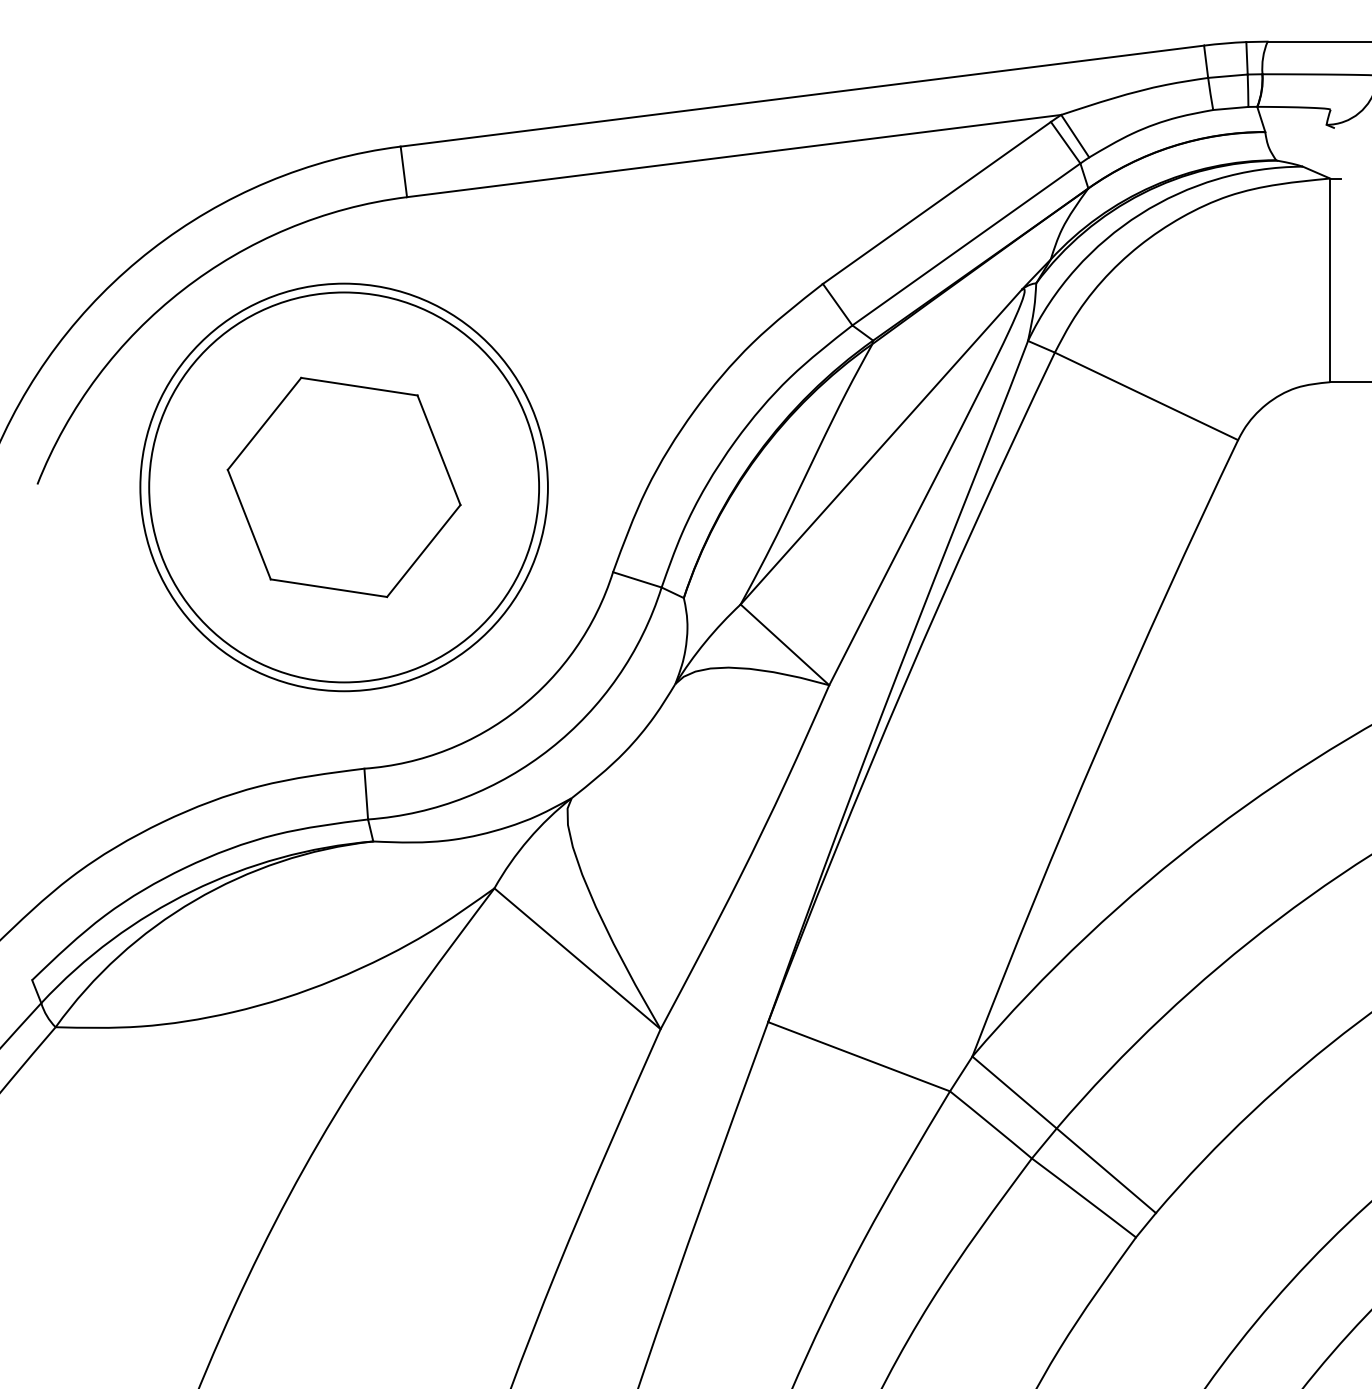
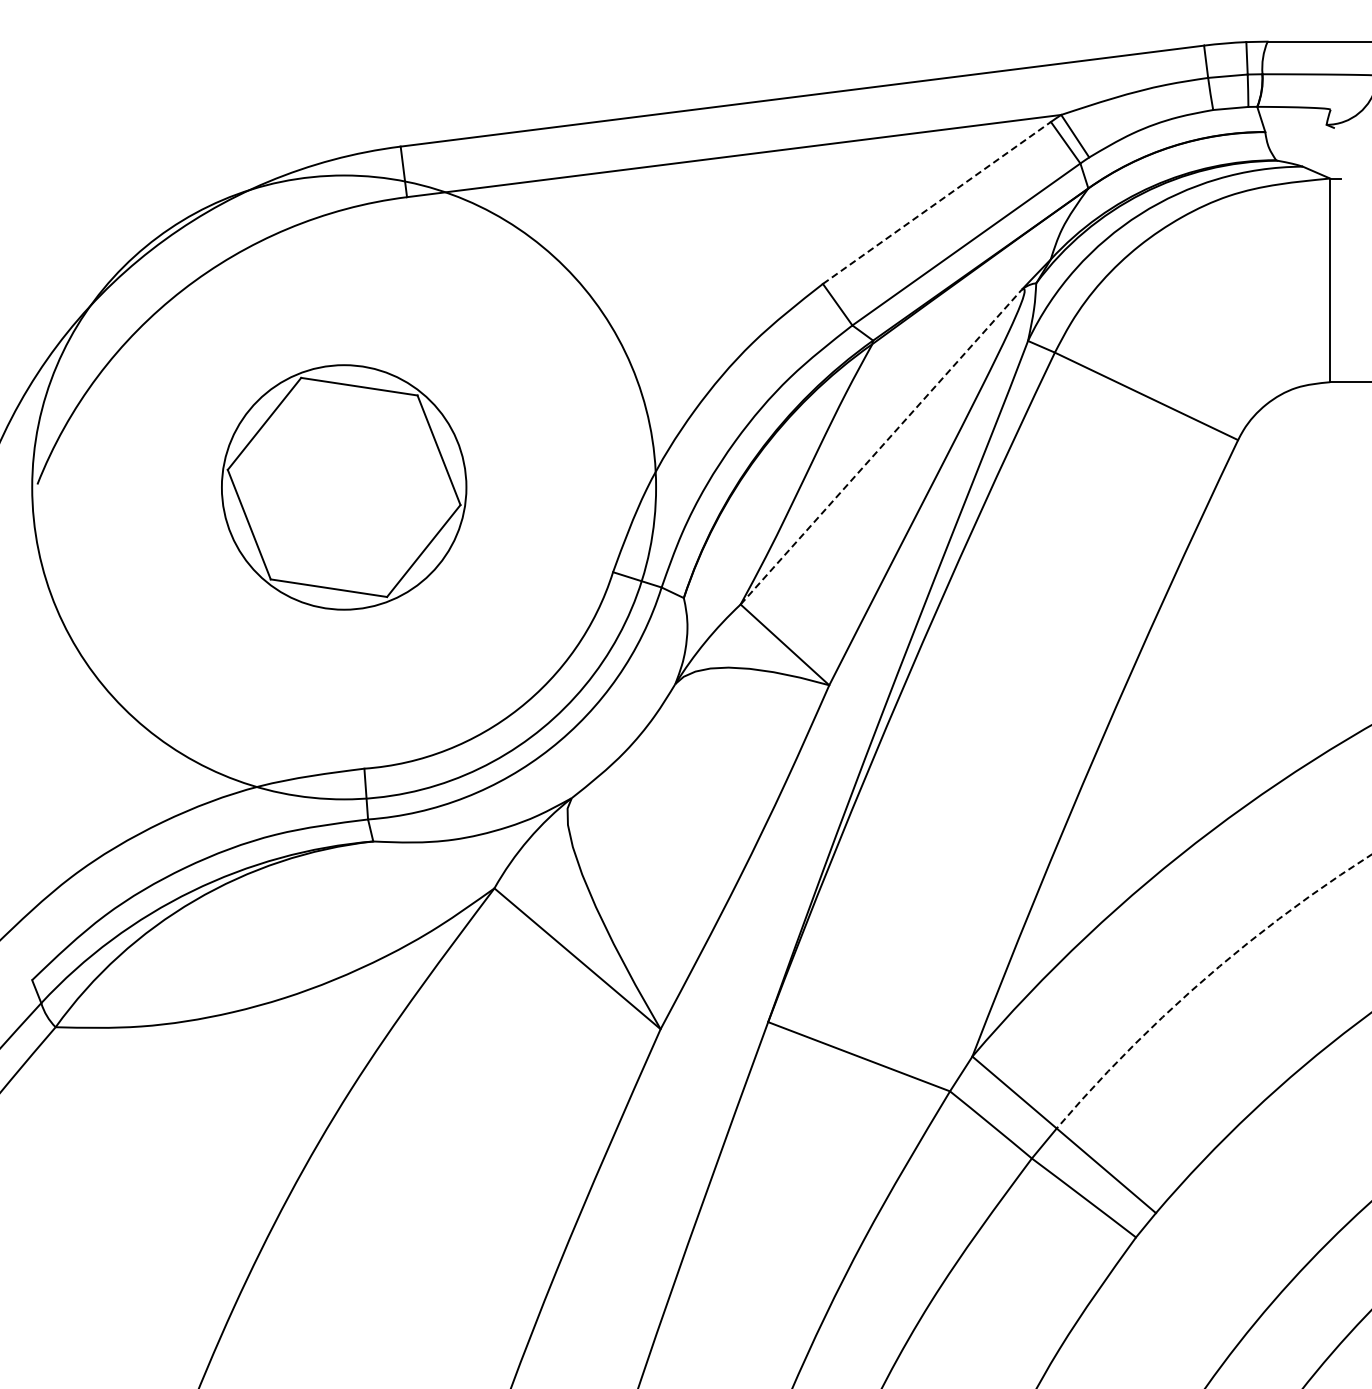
line: solid -> dashed (936, 202)
line: solid -> dashed (881, 446)
circle diameter: 408 px -> 245 px (343, 487)
circle diameter: 390 px -> 624 px (344, 487)
arc: solid -> dashed (1203, 980)
